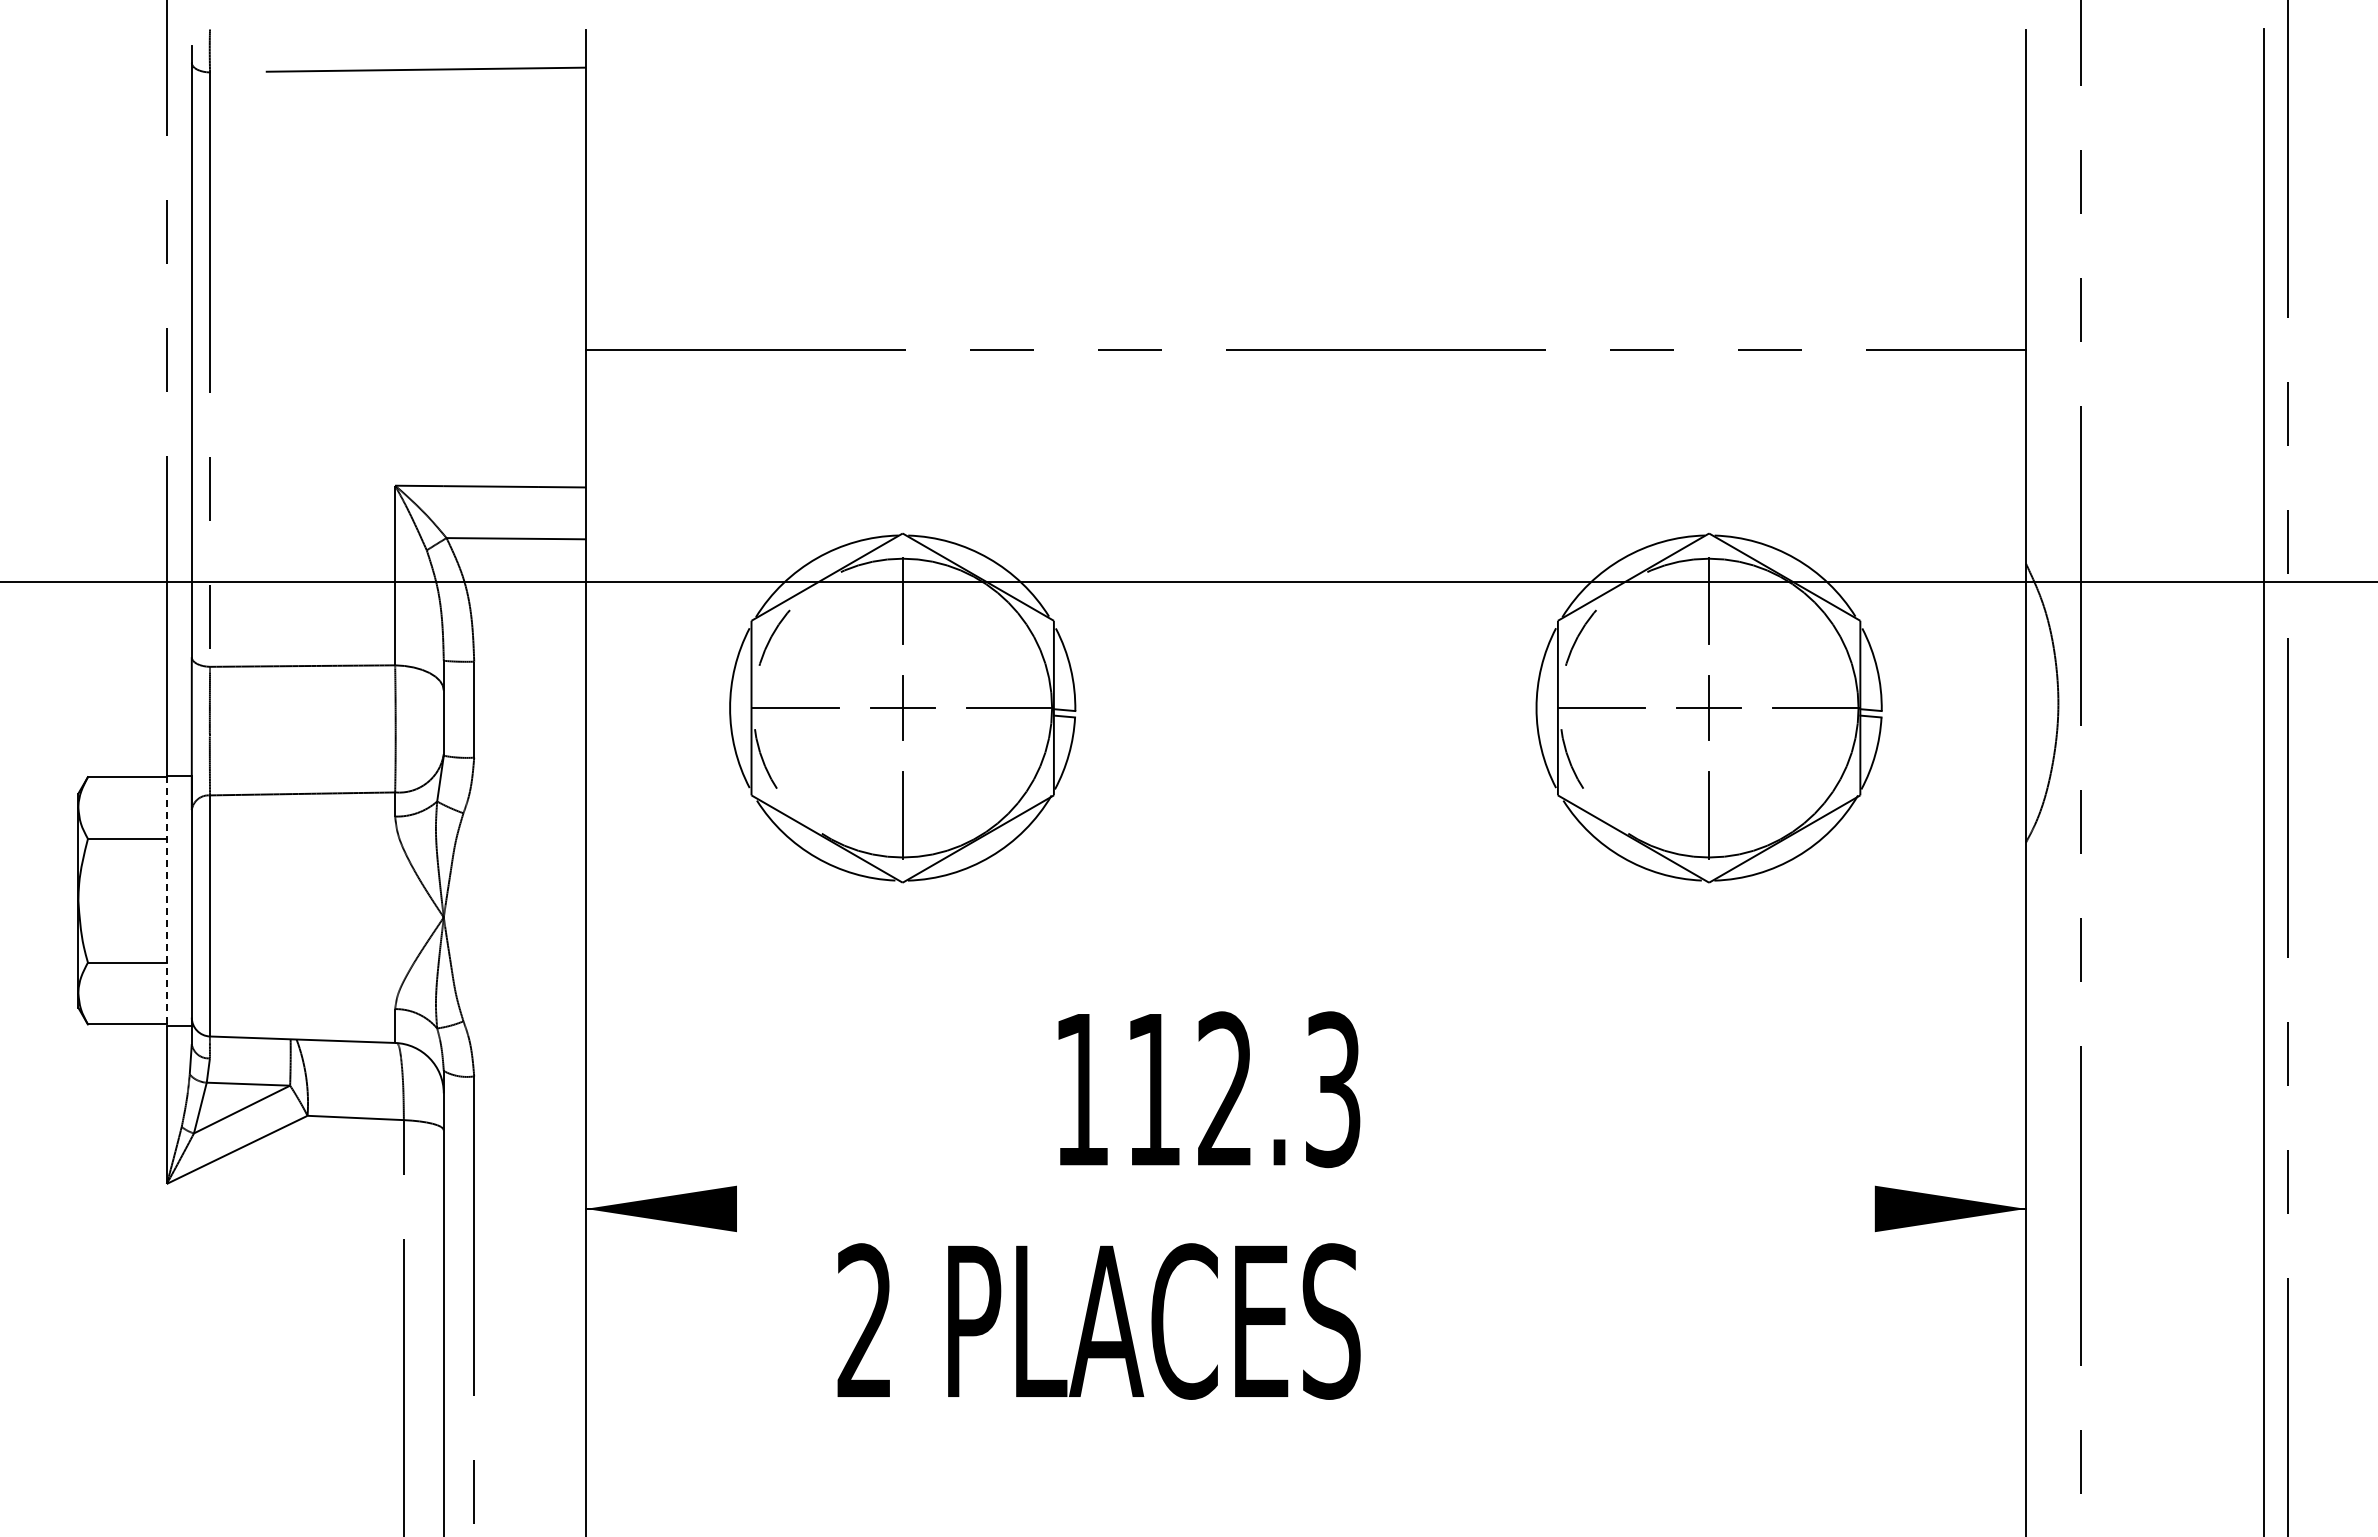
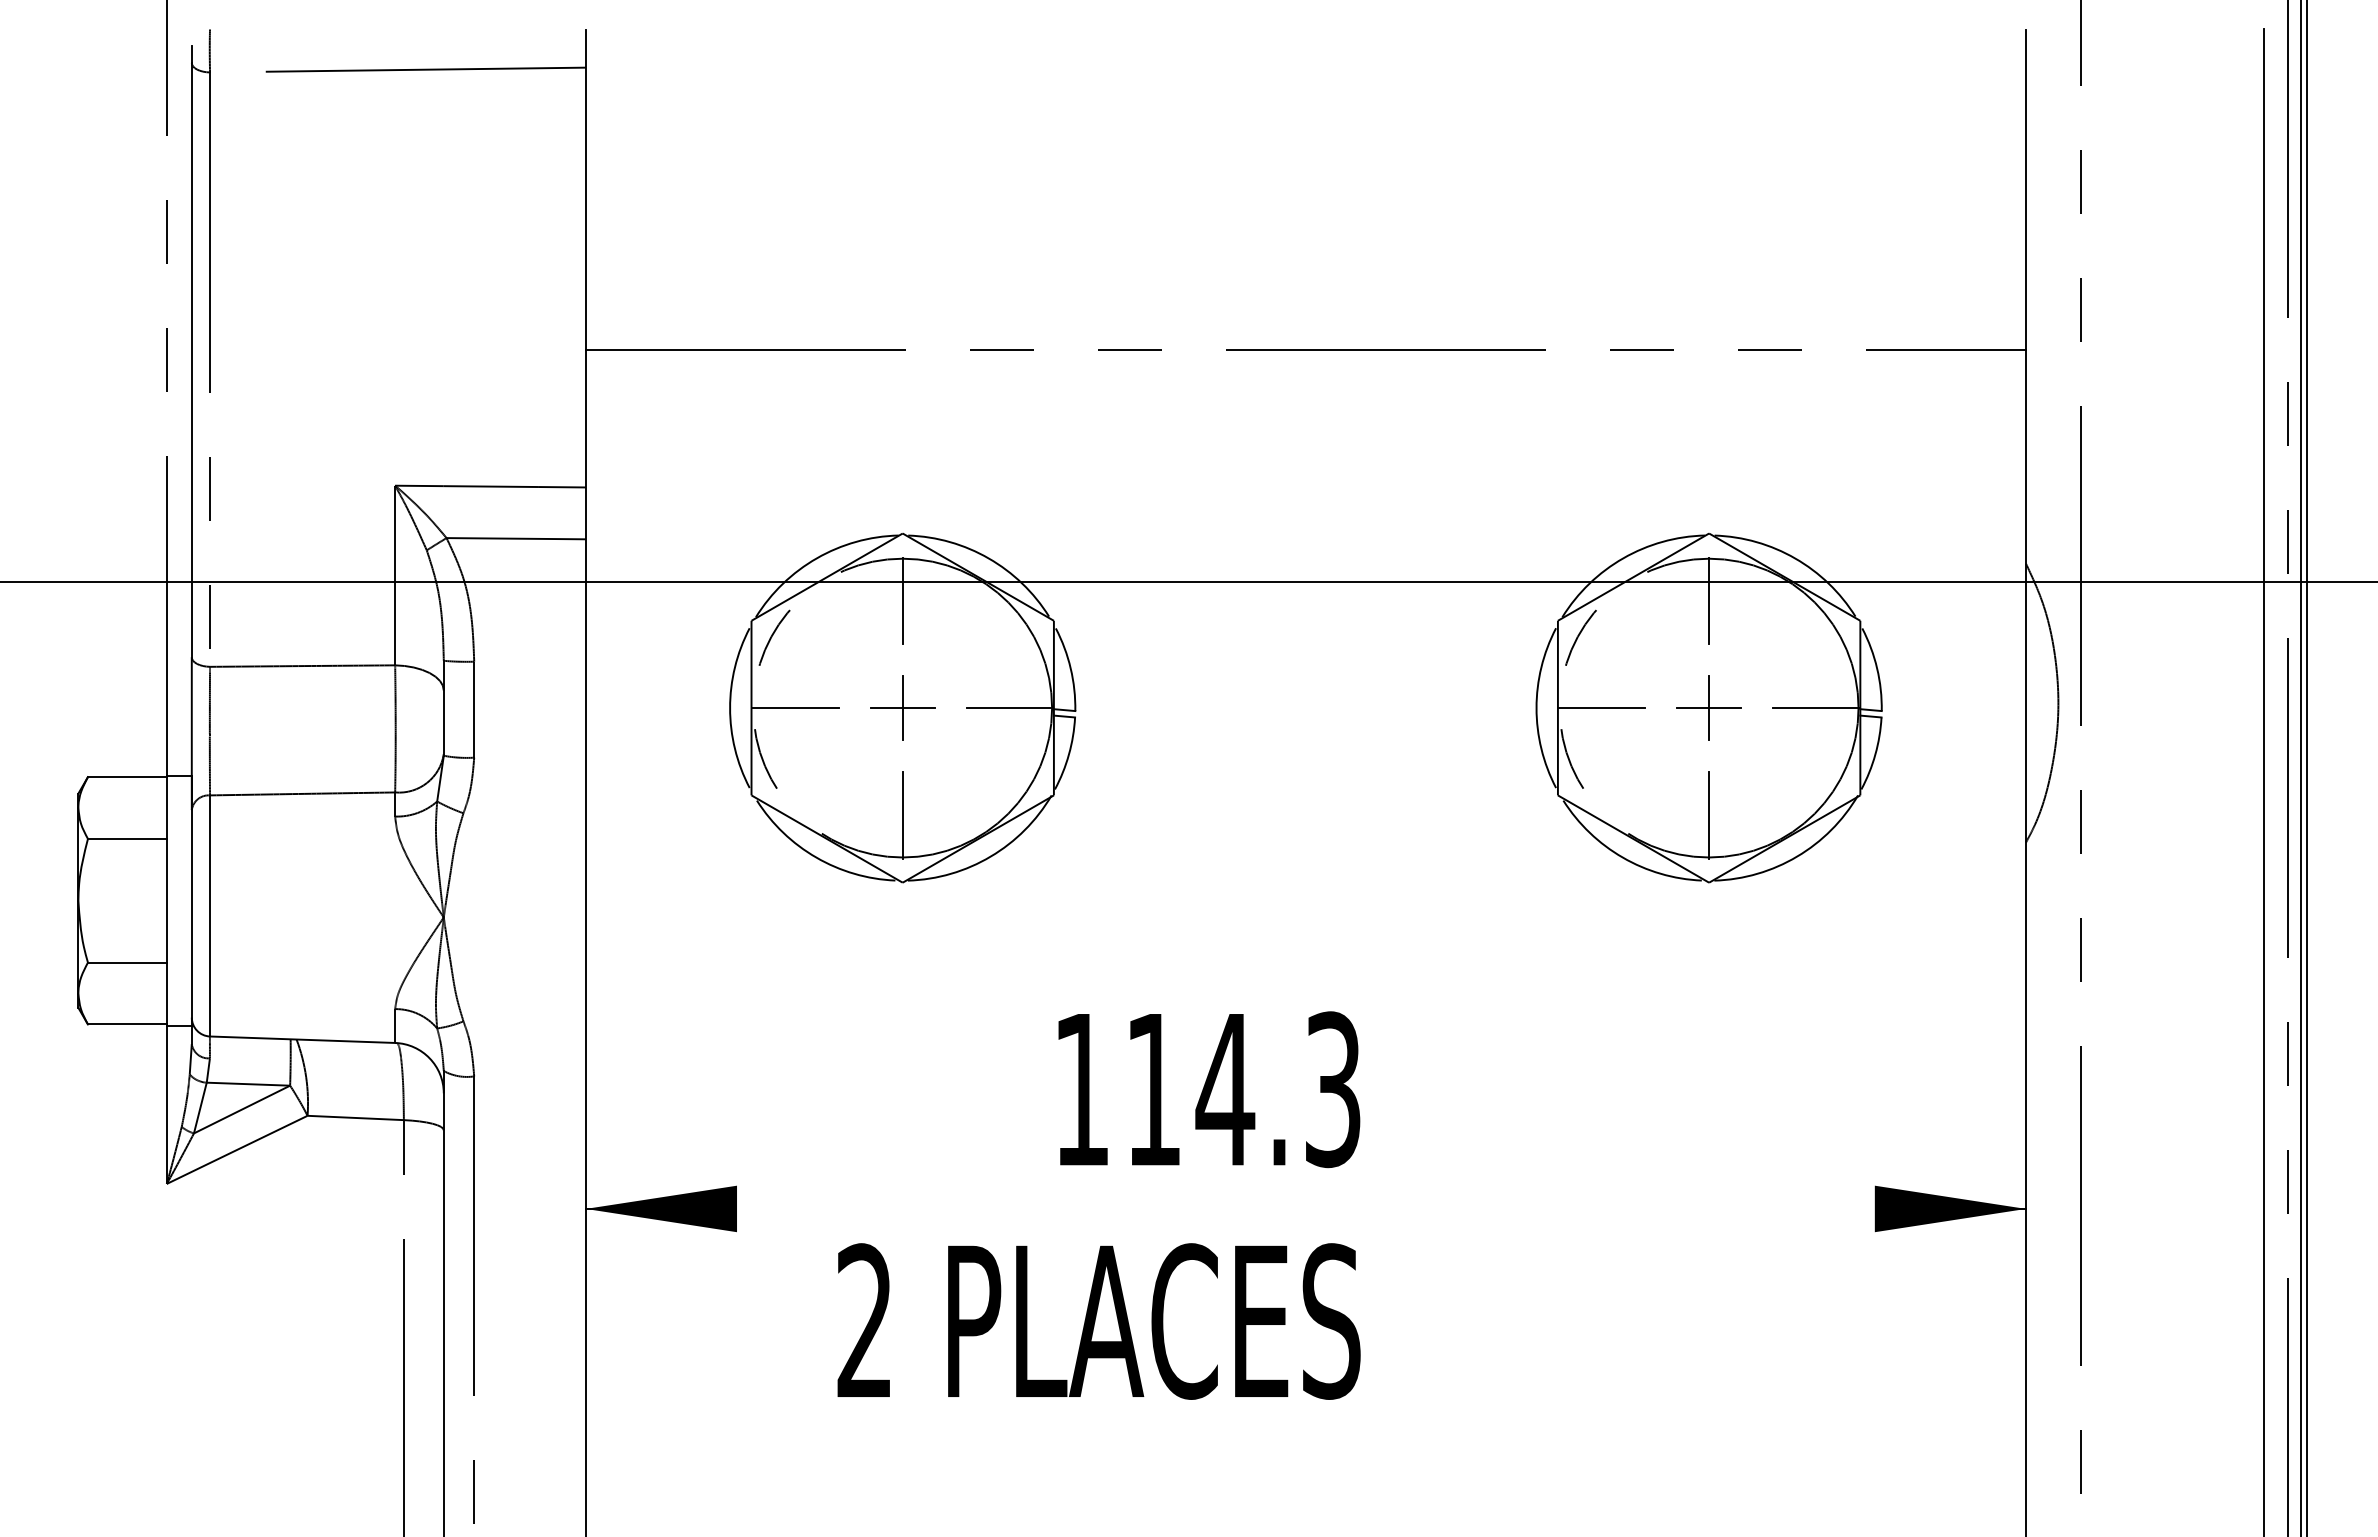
line: none -> present (2301, 767)
line: none -> present (2306, 767)
line: dashed -> solid (166, 901)
text: 112.3 -> 114.3 (1225, 1088)
